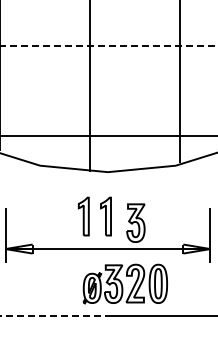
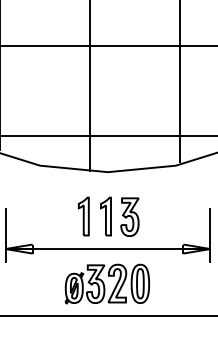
line: dashed -> solid (108, 45)
part position: (135, 222) -> (129, 216) (129, 216)
part position: (124, 283) -> (106, 283) (106, 283)
line: dashed -> solid (54, 316)
